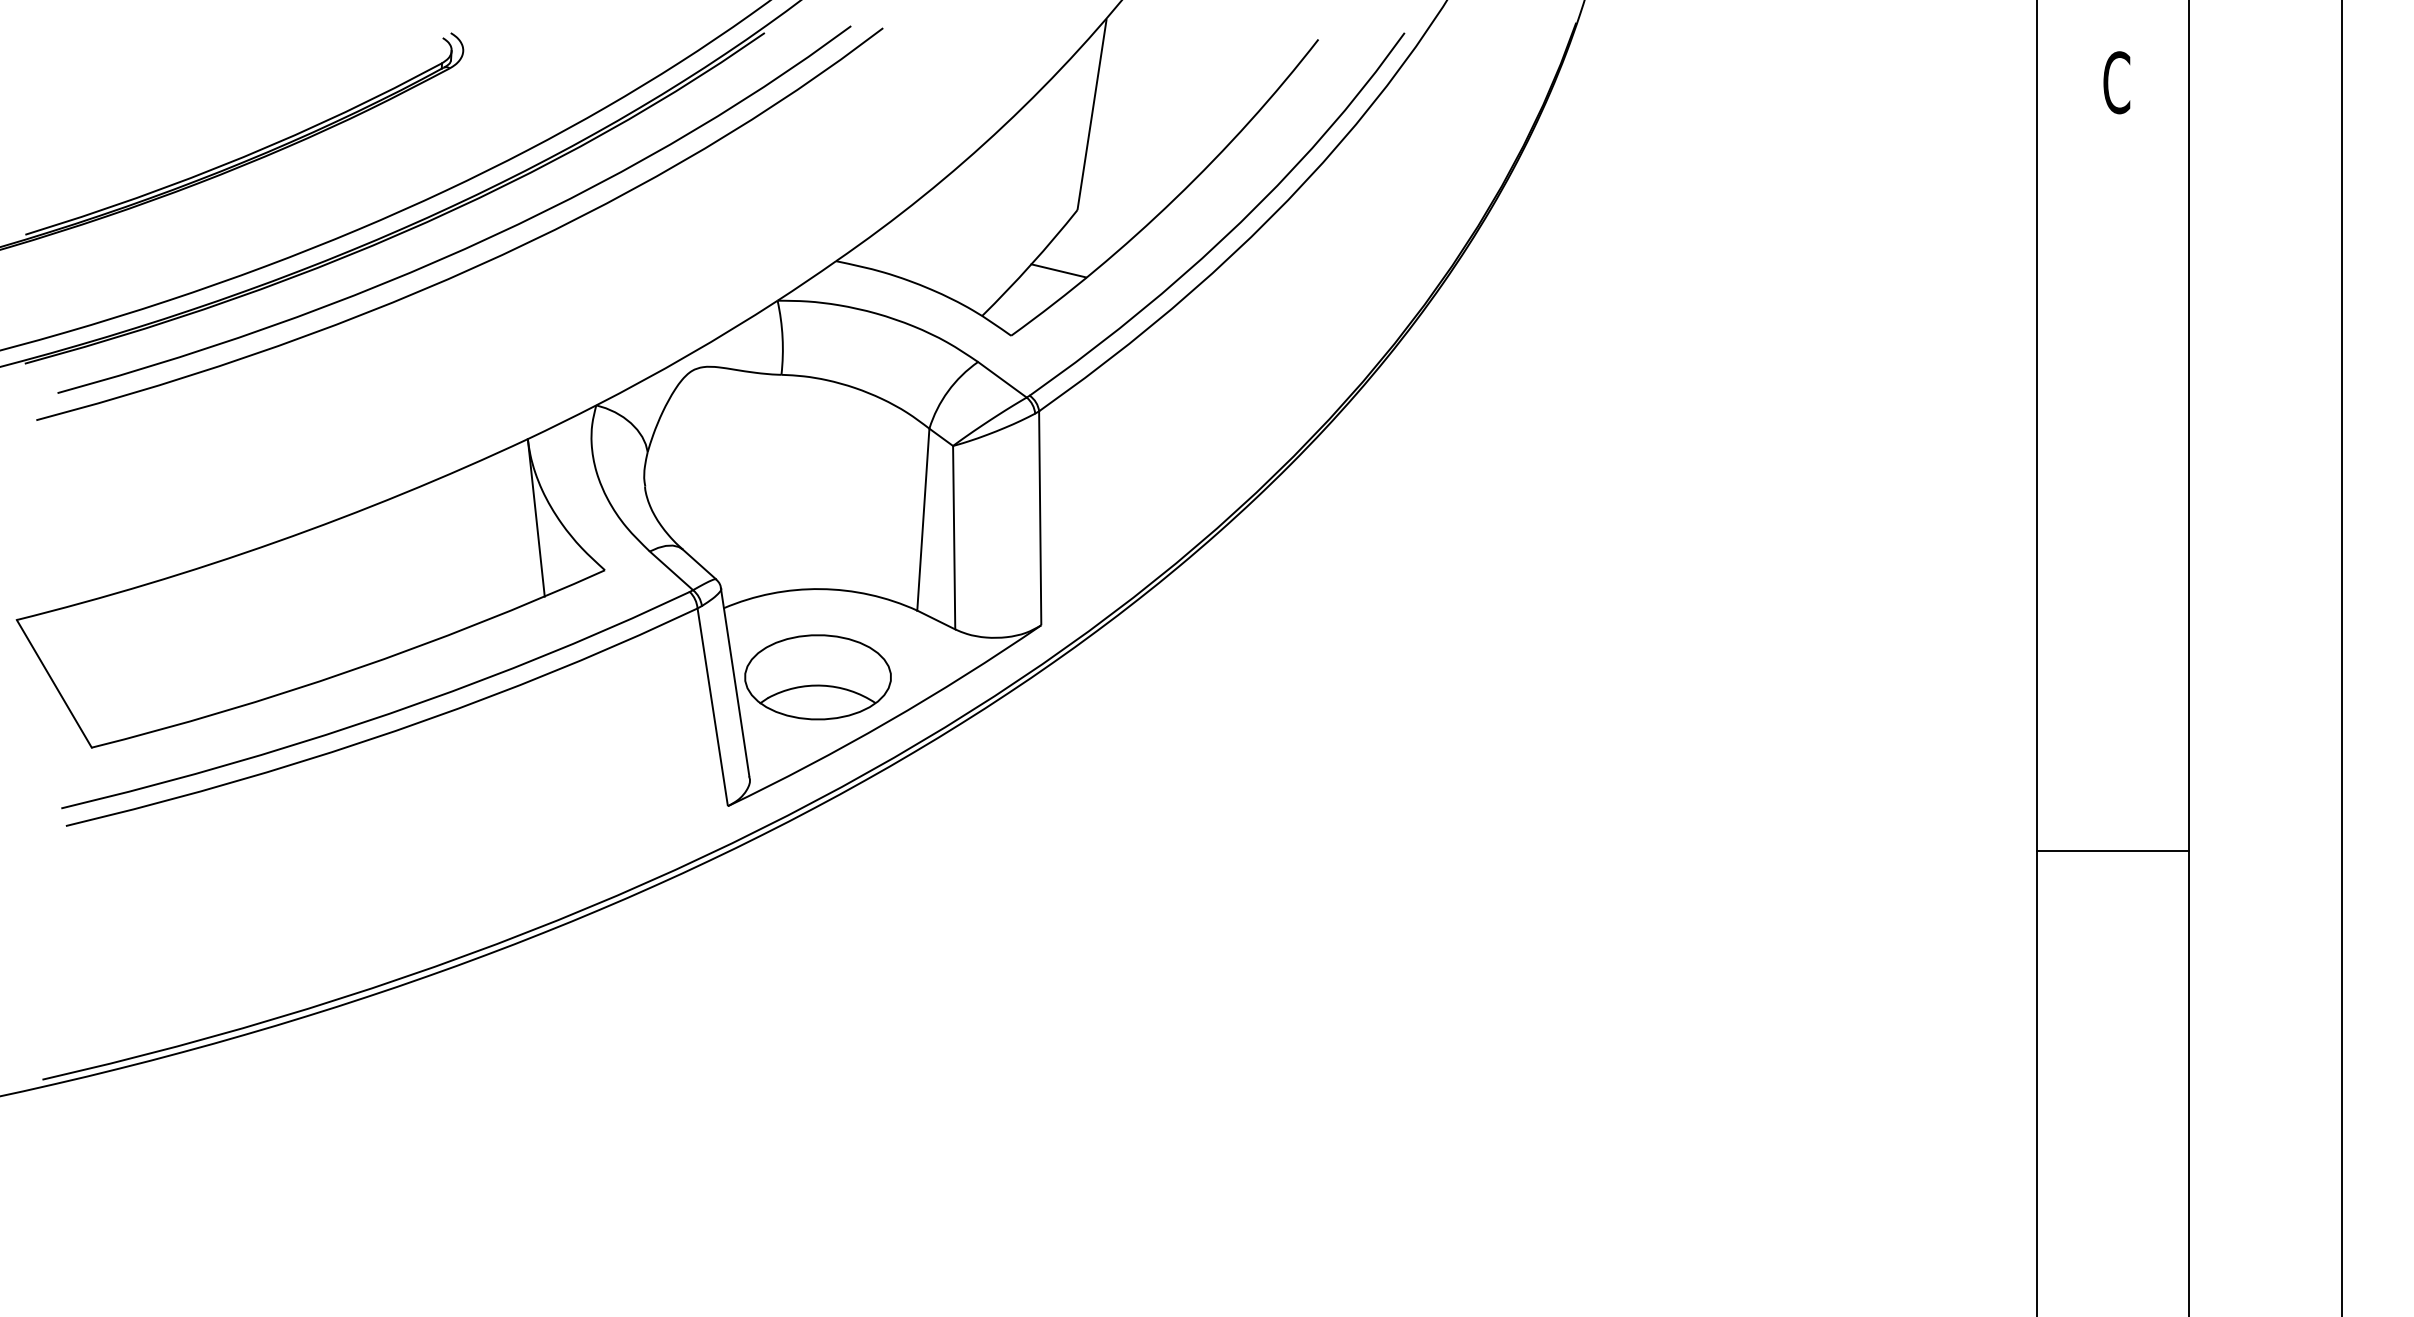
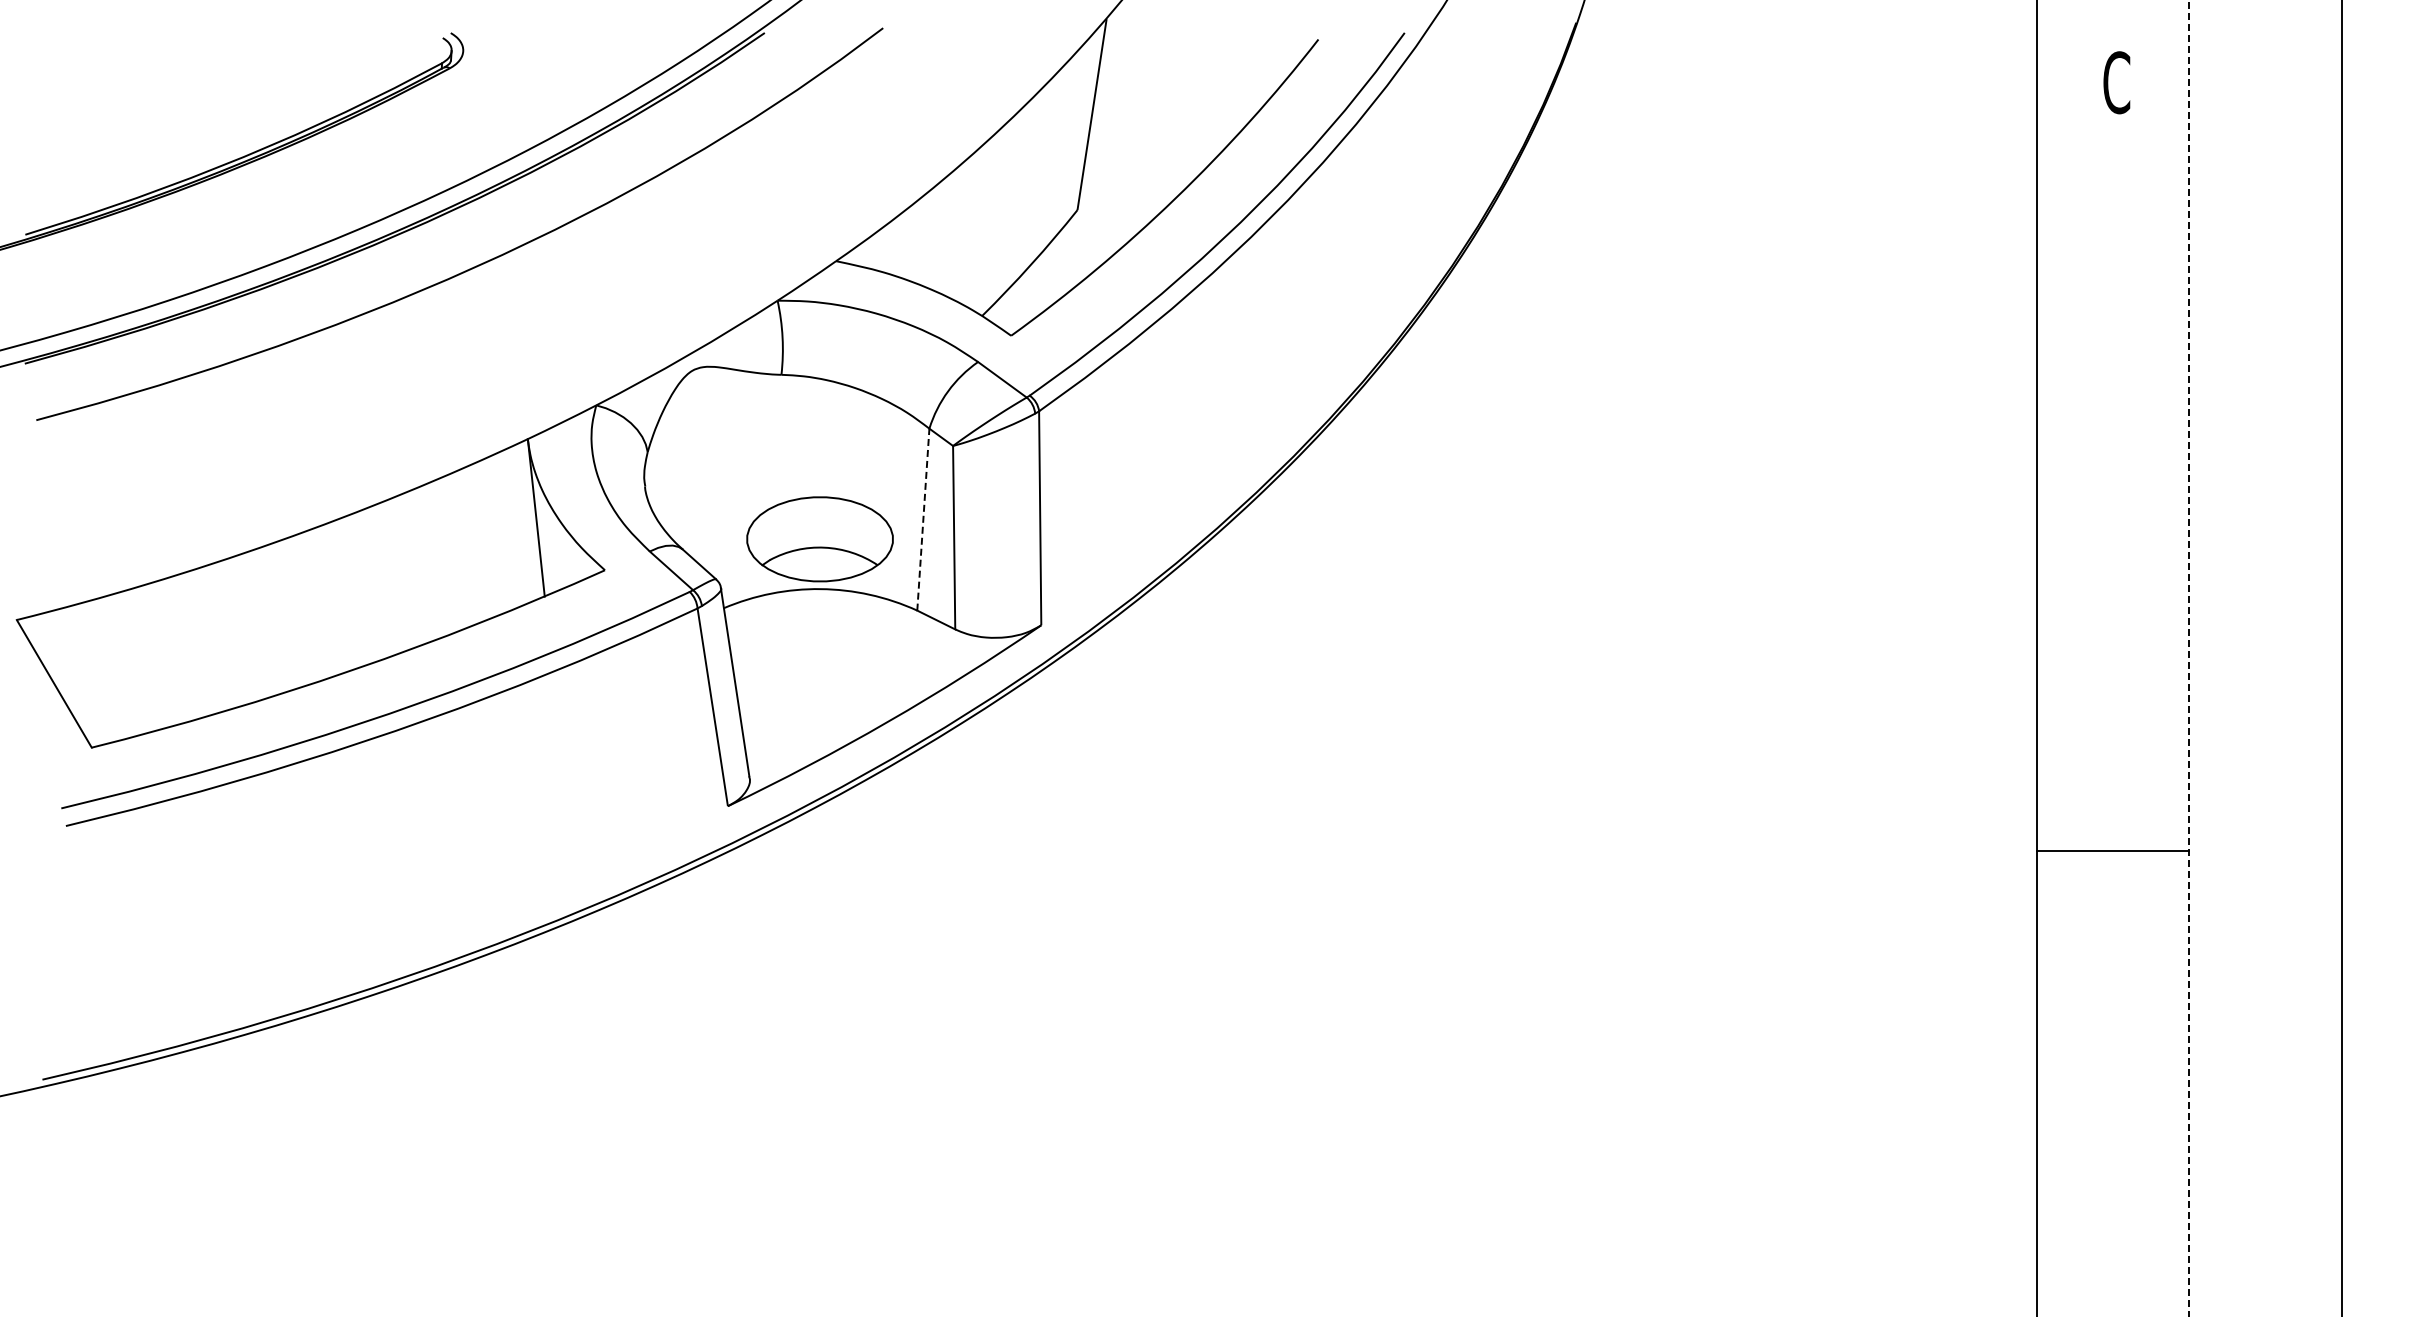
curve: present -> none (469, 245)
line: present -> none (1058, 270)
line: solid -> dashed (923, 519)
line: solid -> dashed (2189, 659)
part position: (817, 677) -> (819, 539) (819, 539)
